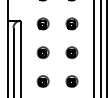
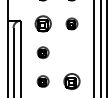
part size: 14x14 px -> 18x18 px (42, 23)
part: present -> none (71, 52)
part size: 14x13 px -> 18x18 px (71, 81)
